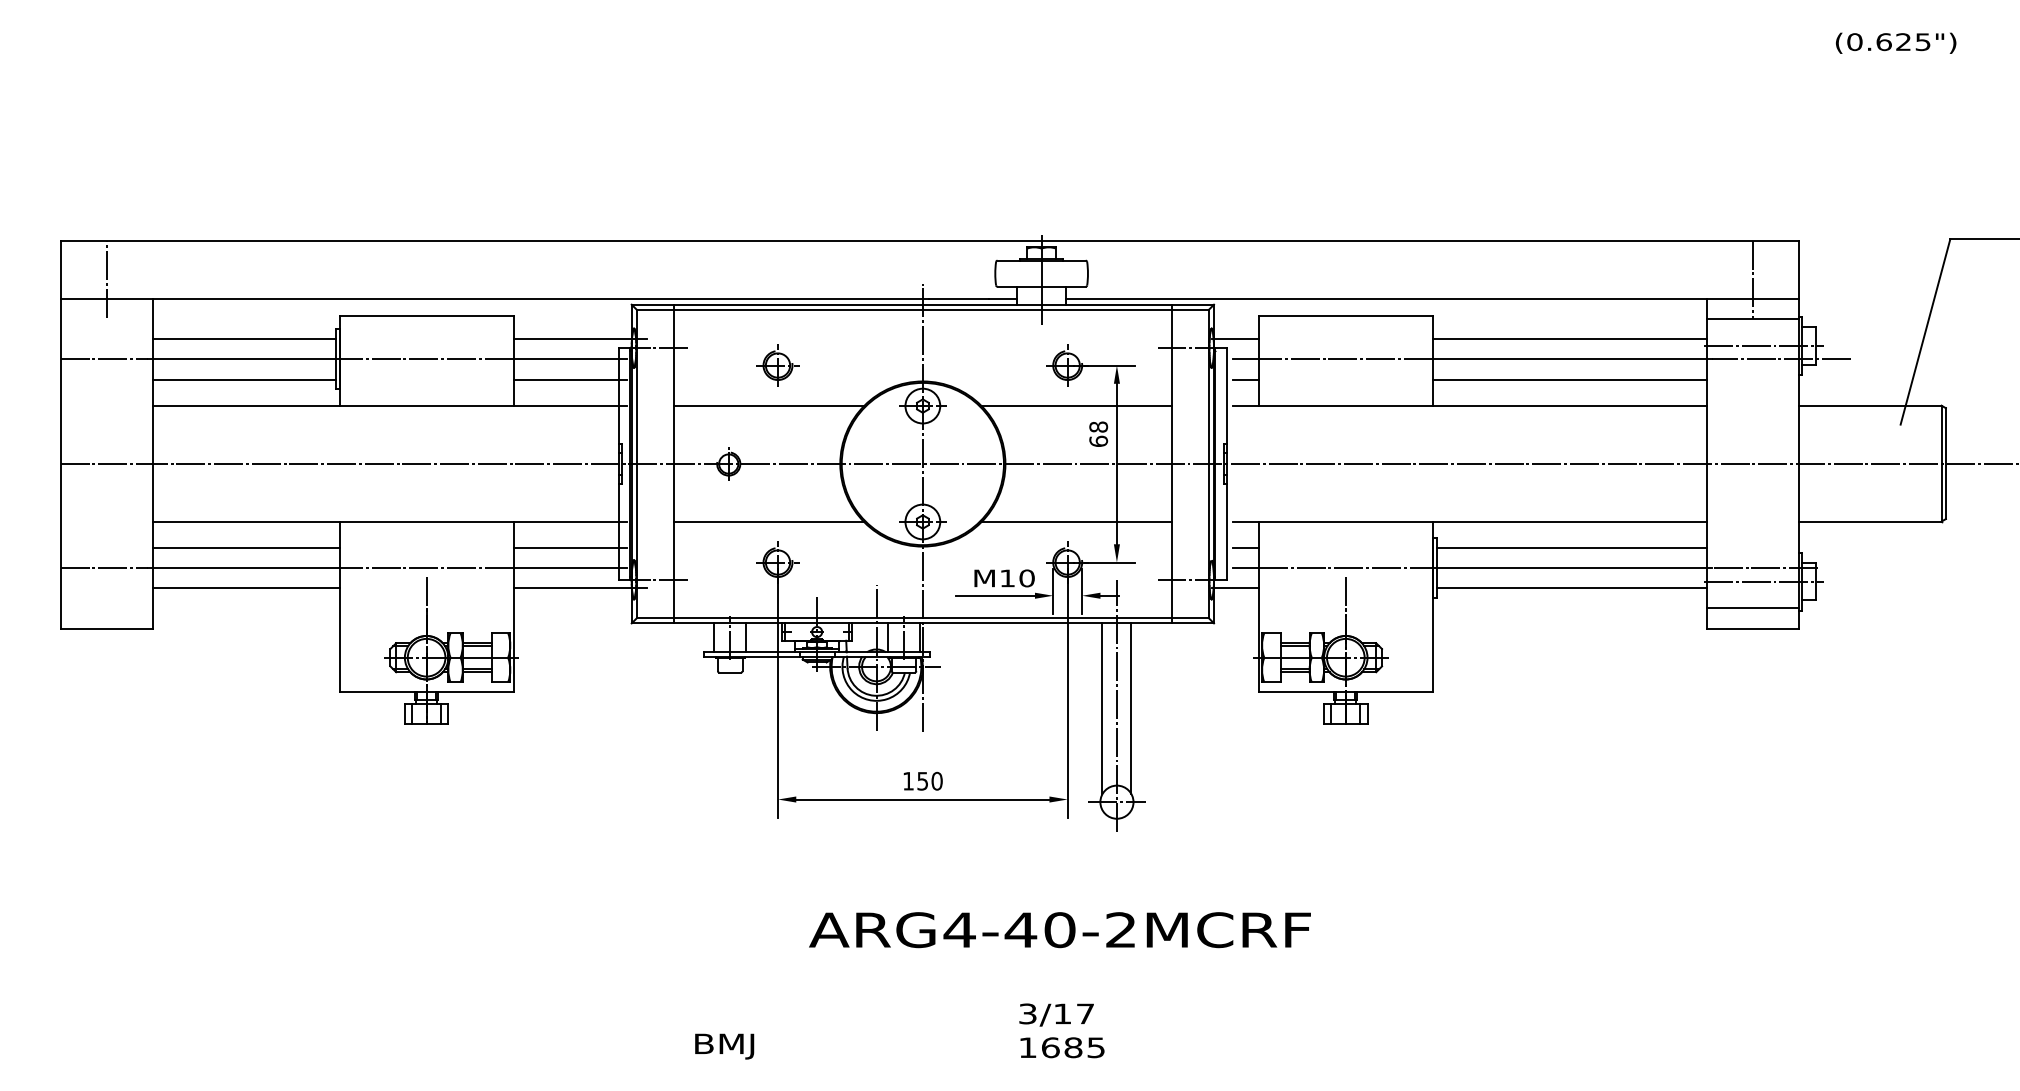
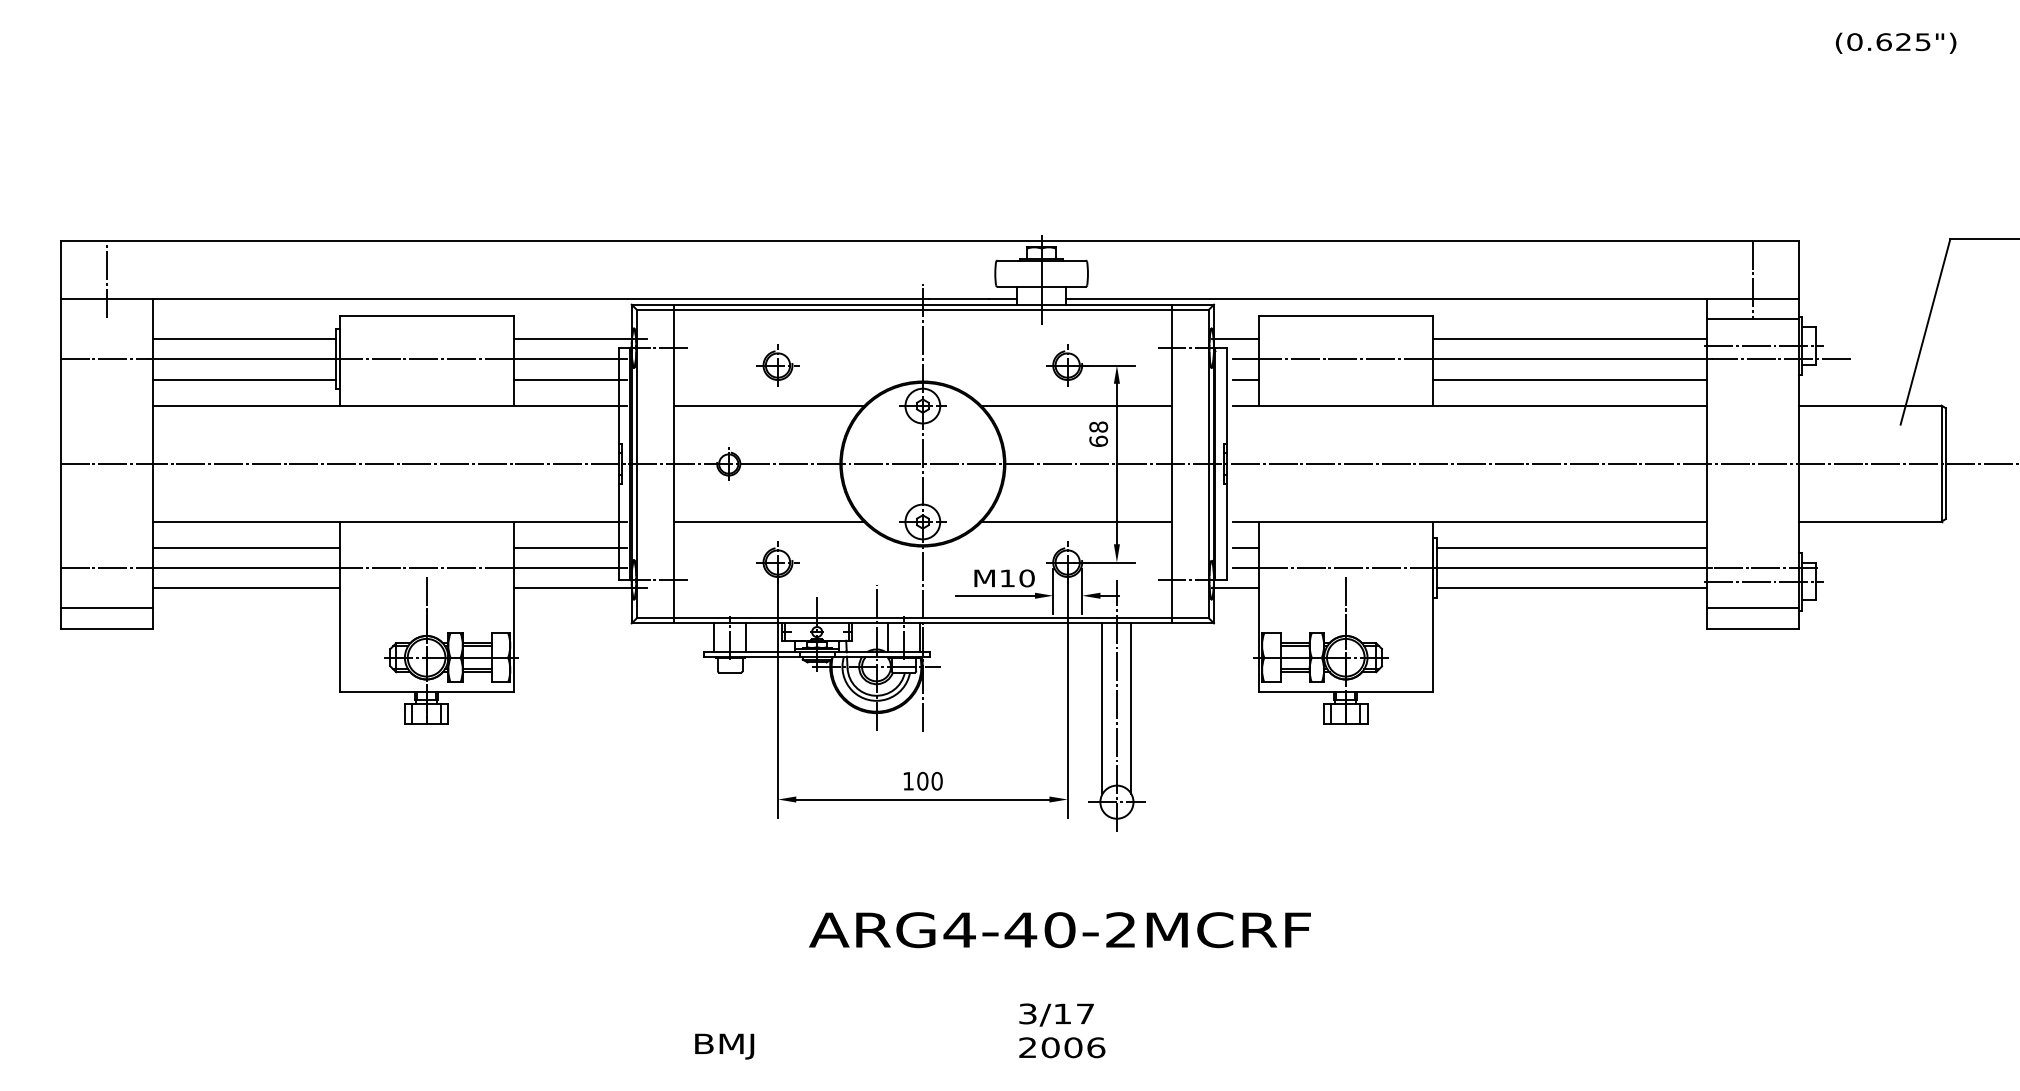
line: none -> present (106, 608)
text: 150 -> 100 (922, 780)
text: 1685 -> 2006 (1062, 1047)
